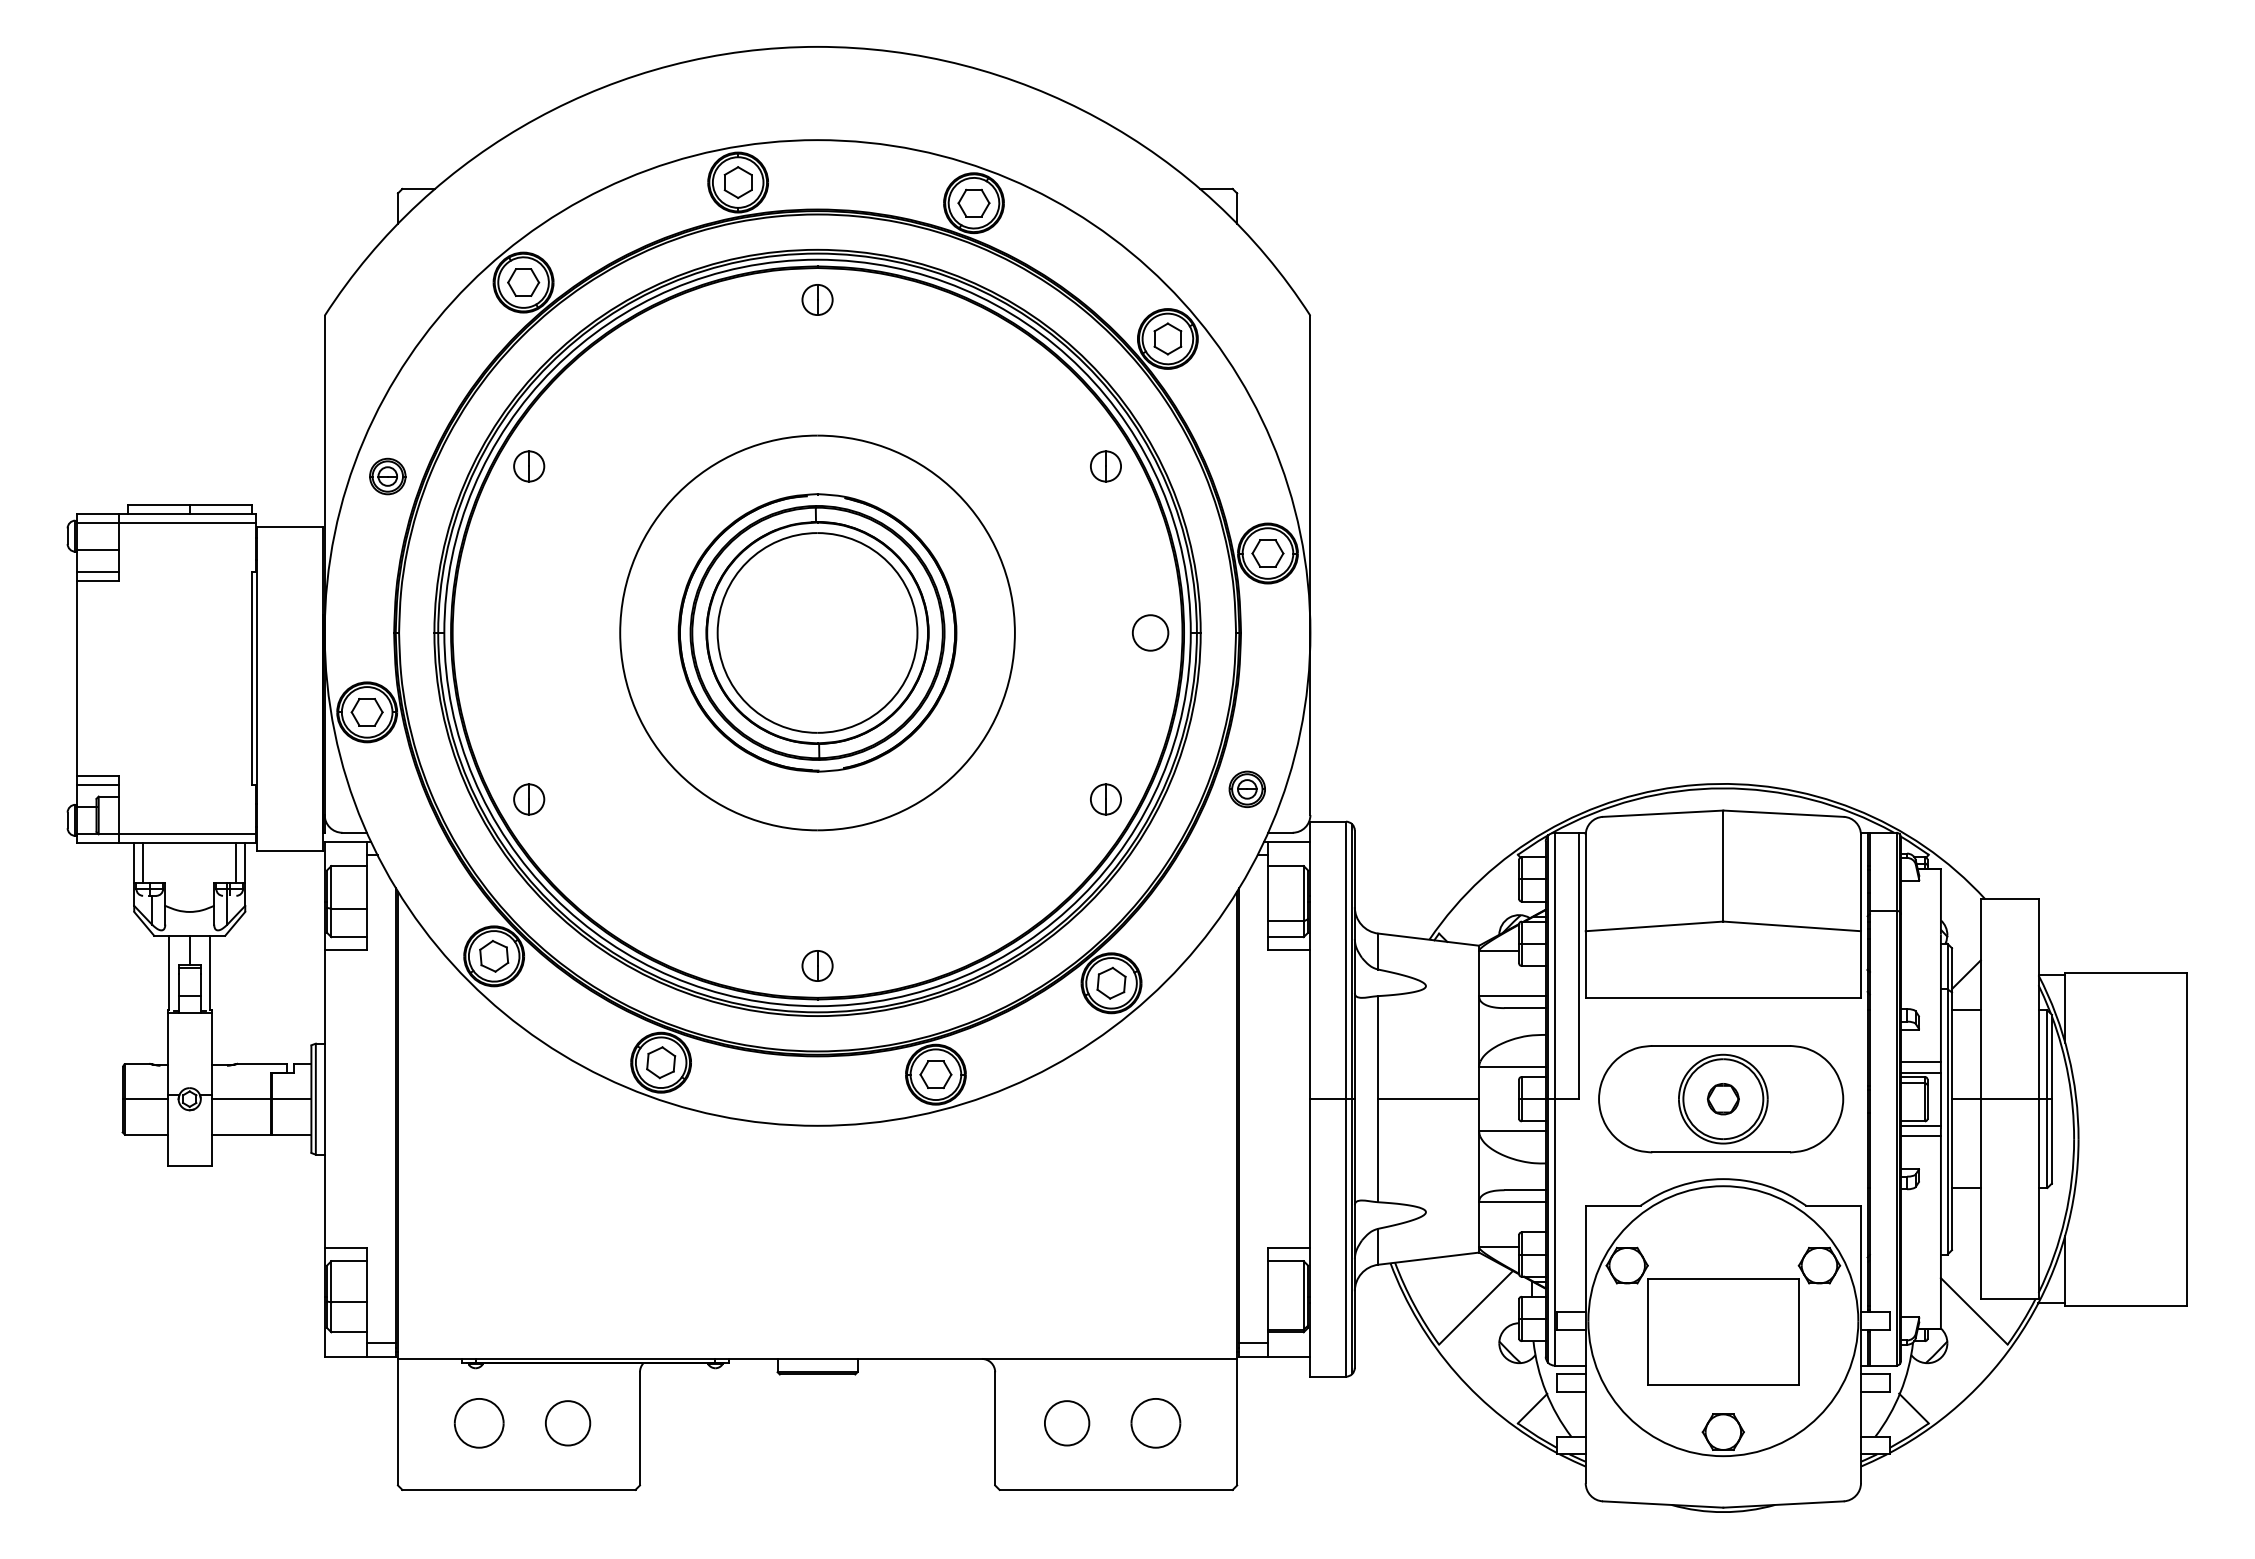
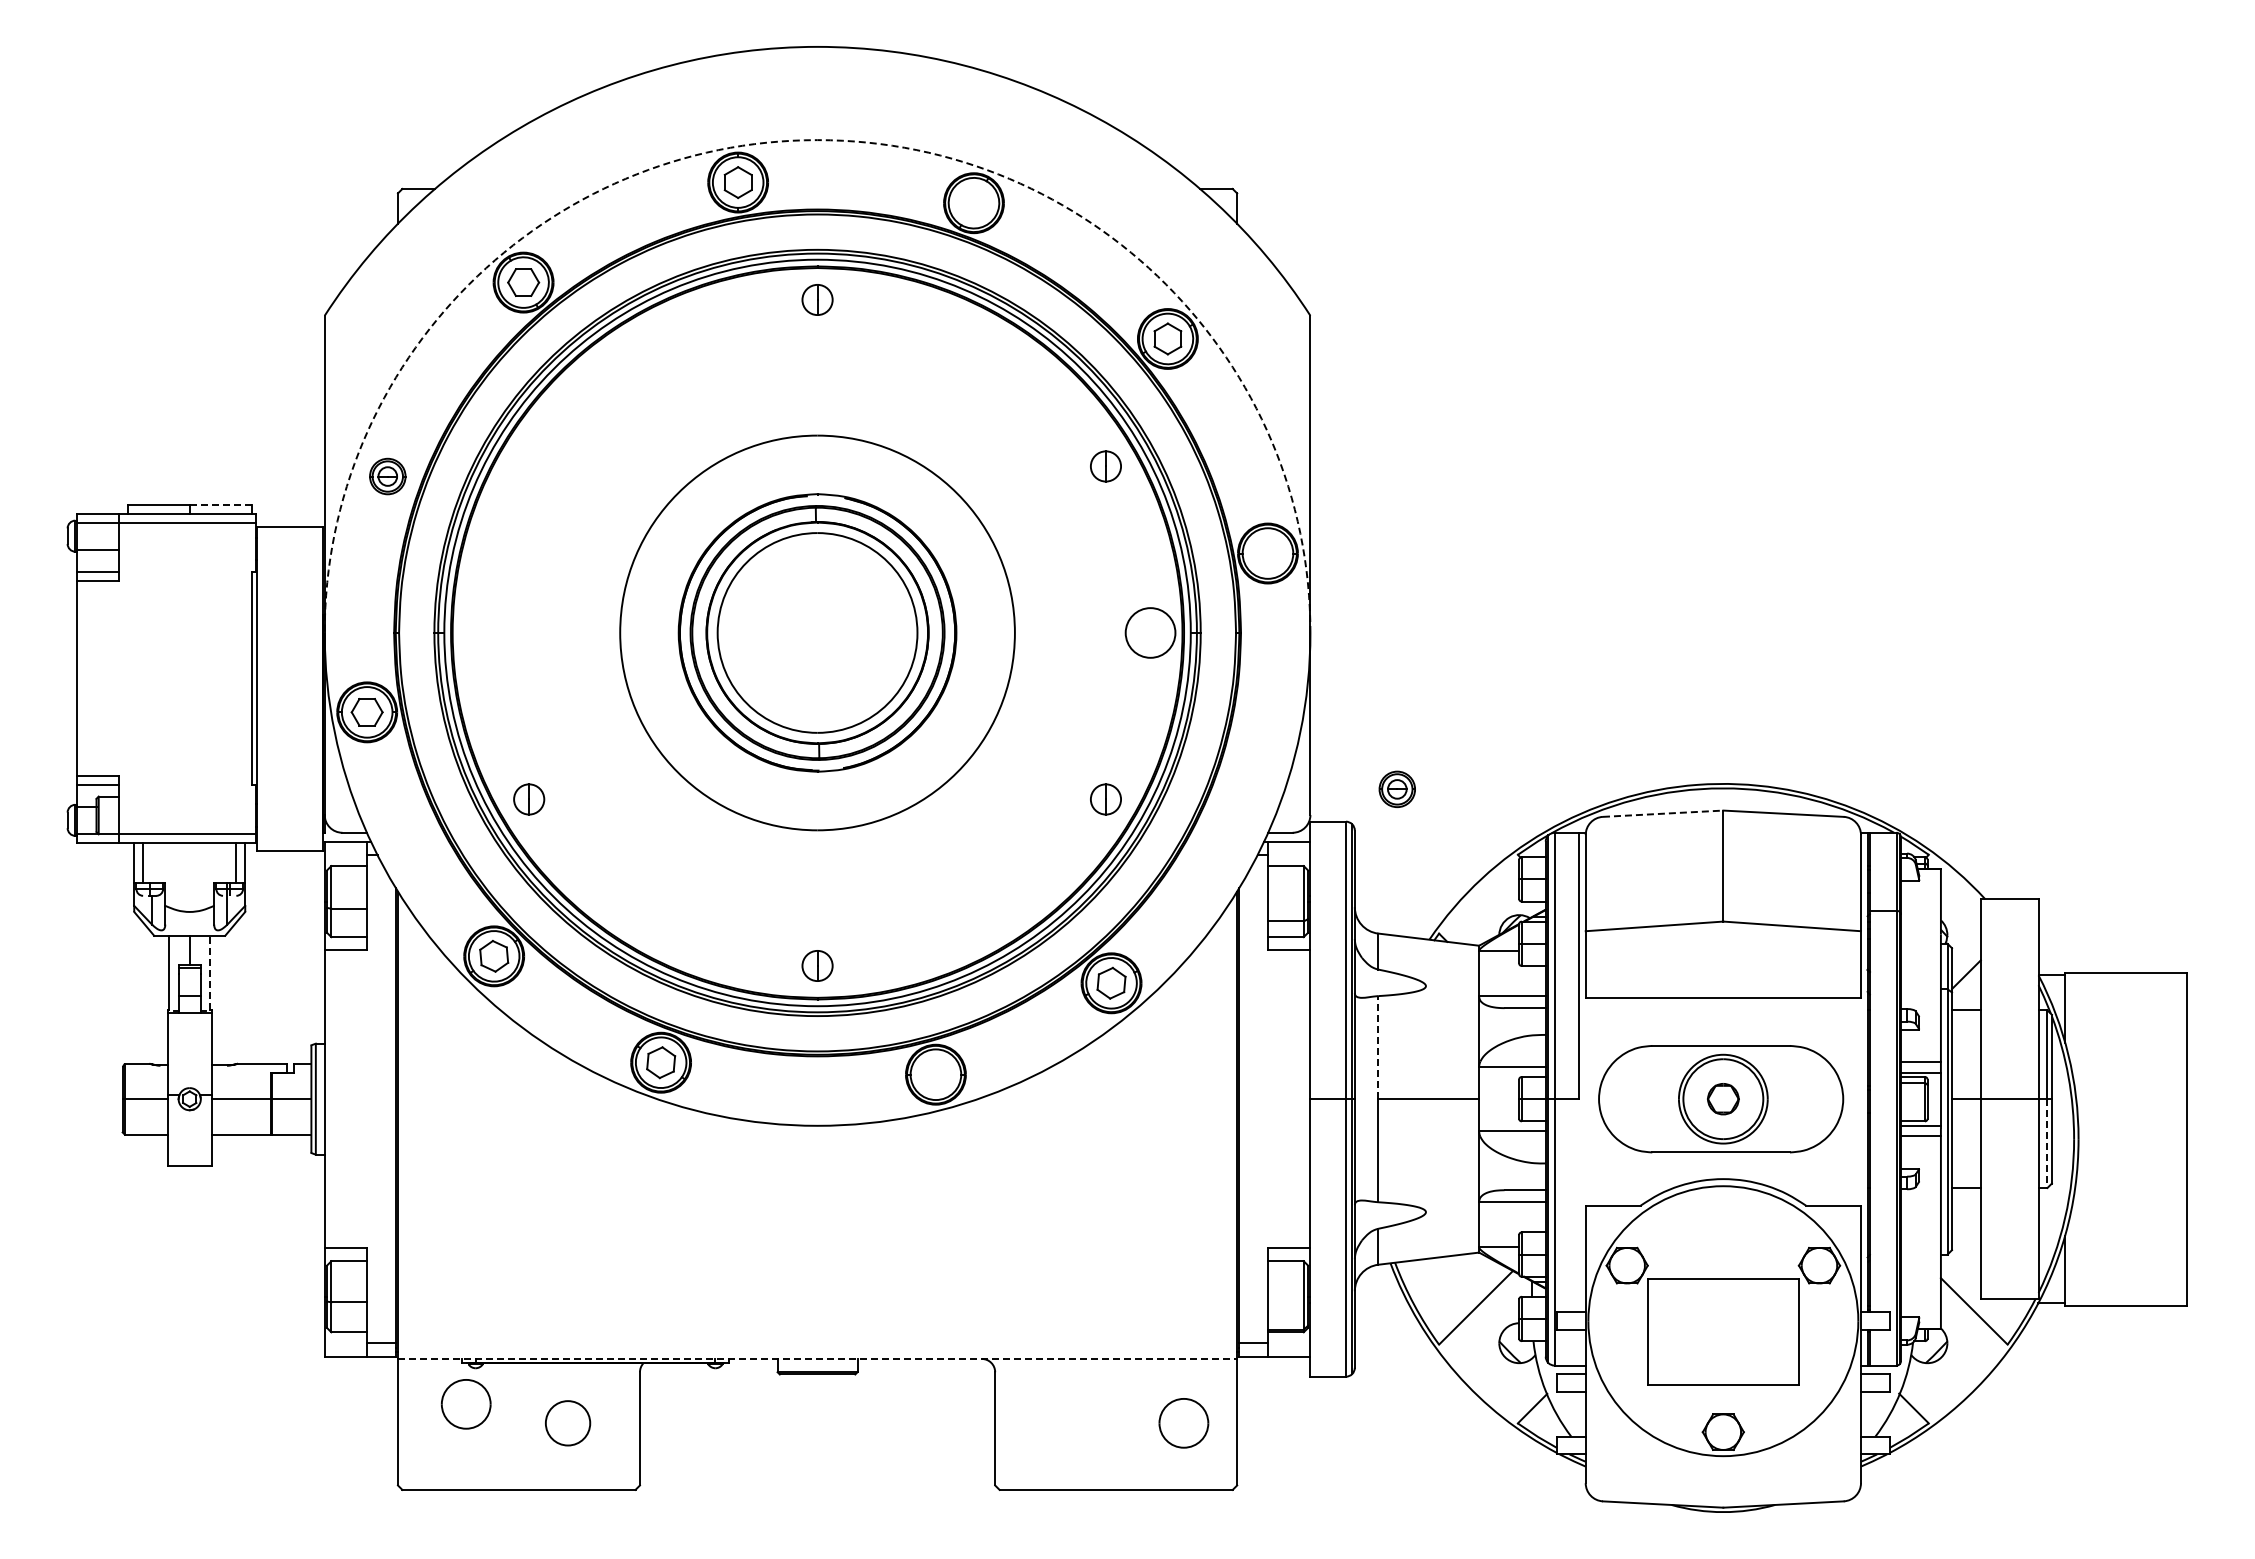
arc: solid -> dashed (817, 140)
part: present -> none (973, 202)
part: present -> none (529, 466)
line: solid -> dashed (221, 505)
part: present -> none (1267, 553)
circle diameter: 36 px -> 50 px (1150, 632)
part position: (1246, 788) -> (1396, 788) (1396, 788)
line: solid -> dashed (1663, 813)
line: solid -> dashed (210, 972)
line: solid -> dashed (1378, 1047)
part: present -> none (935, 1074)
line: solid -> dashed (2047, 1144)
line: solid -> dashed (817, 1358)
part position: (478, 1423) -> (465, 1404) (465, 1404)
circle: present -> none (1067, 1423)
part position: (1155, 1423) -> (1183, 1423) (1183, 1423)
